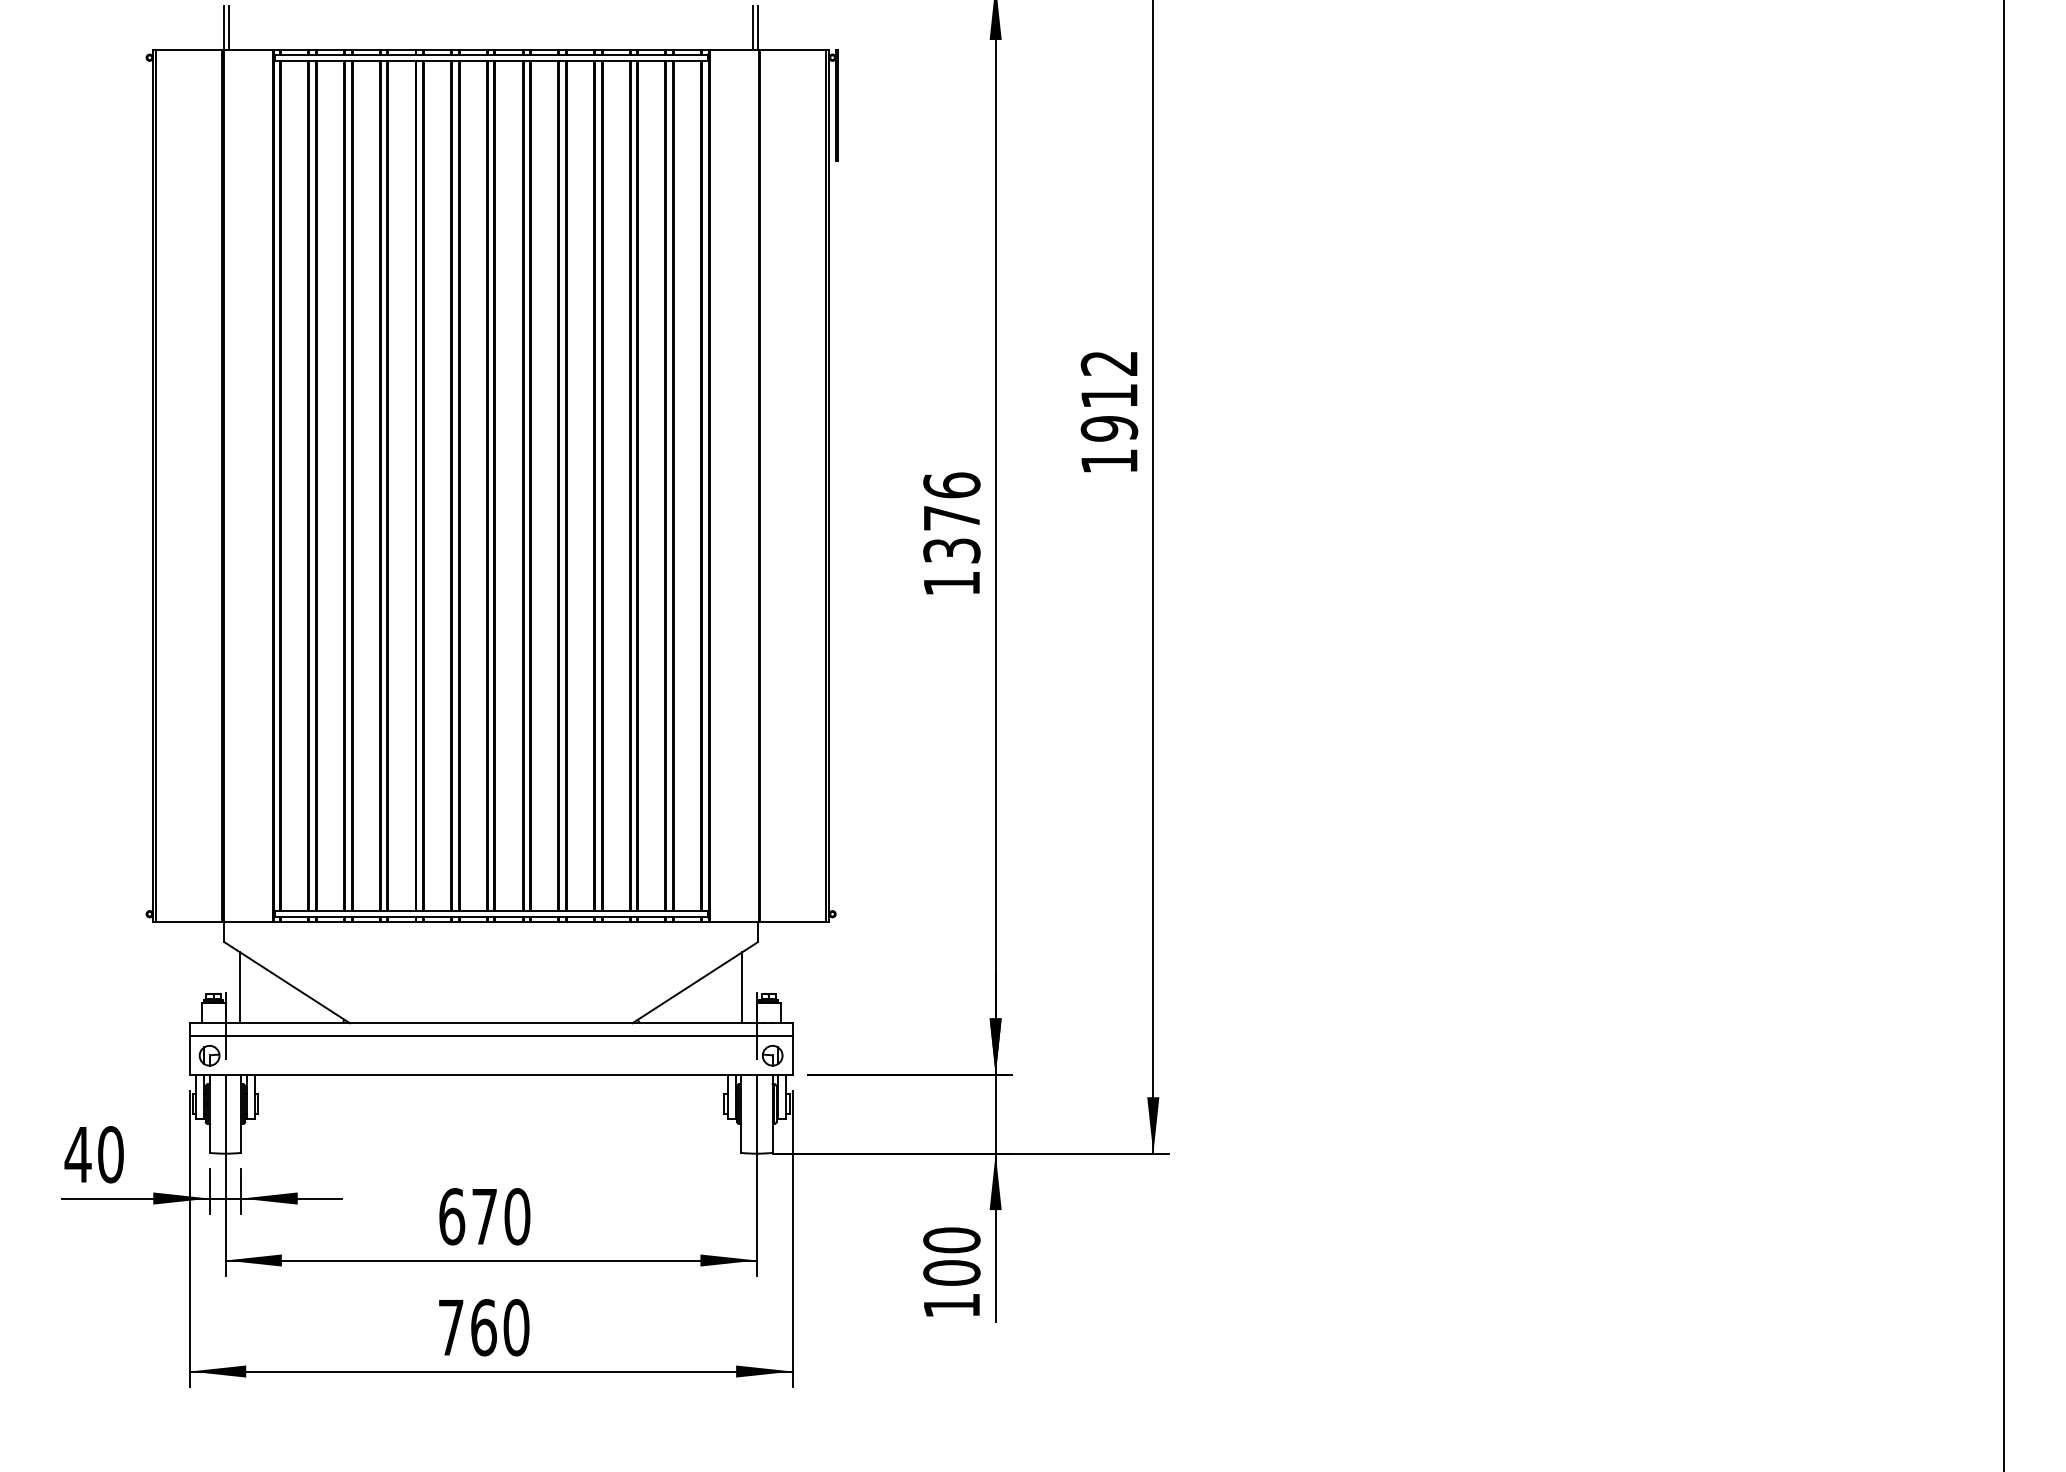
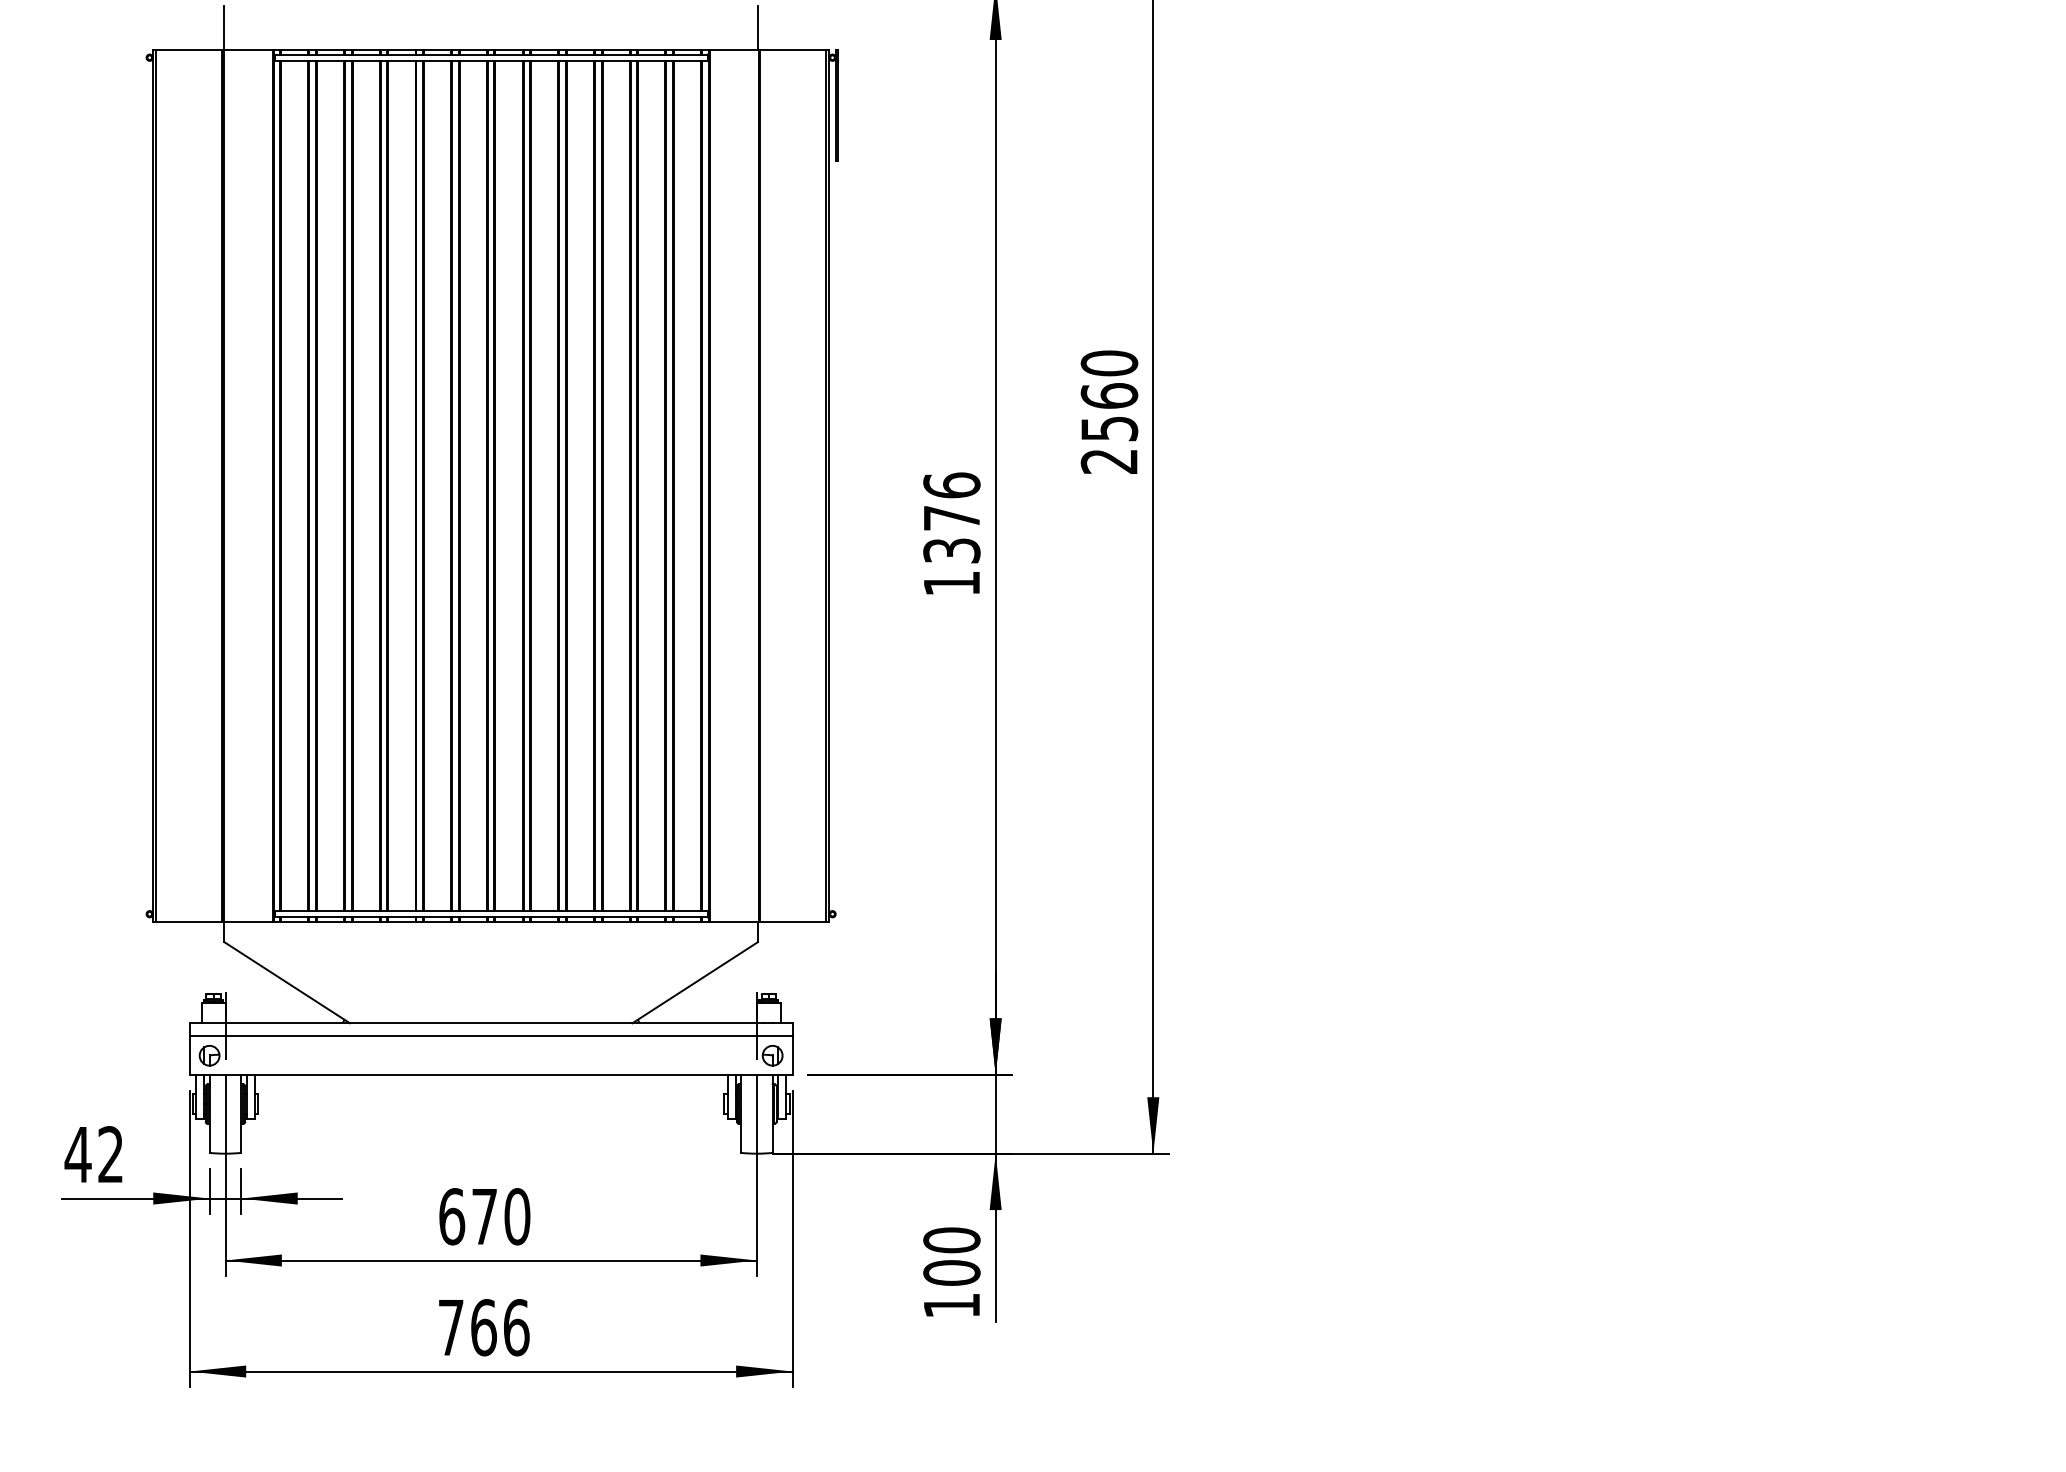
line: present -> none (229, 27)
line: present -> none (753, 27)
text: 1912 -> 2560 (1109, 411)
line: present -> none (2004, 735)
line: present -> none (240, 987)
line: present -> none (742, 987)
text: 40 -> 42 (110, 1154)
text: 760 -> 766 (516, 1327)
